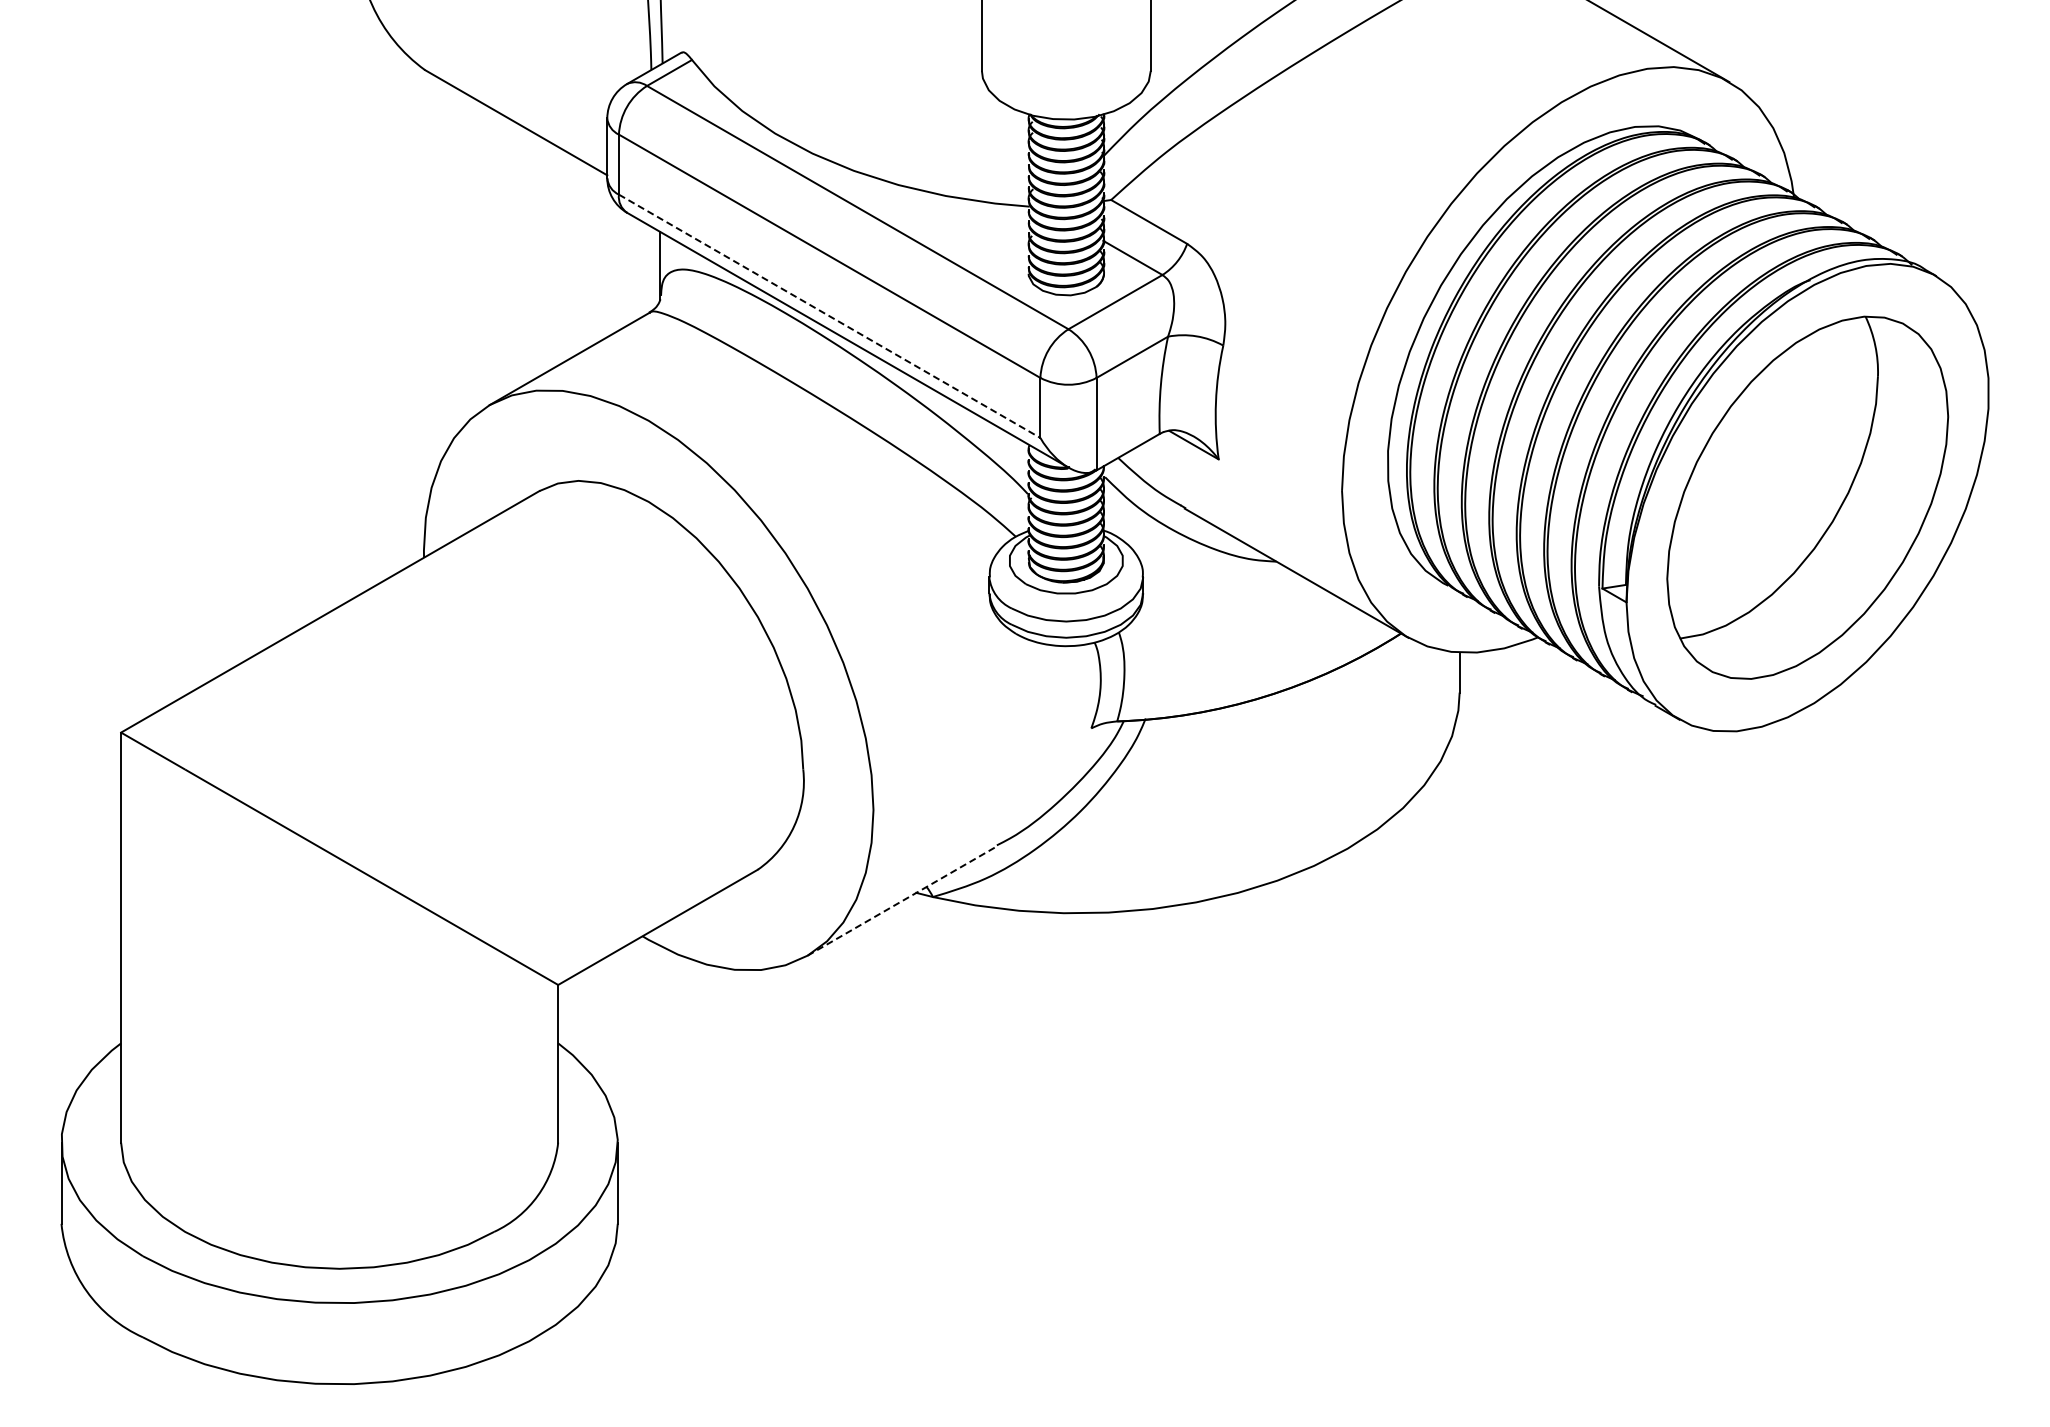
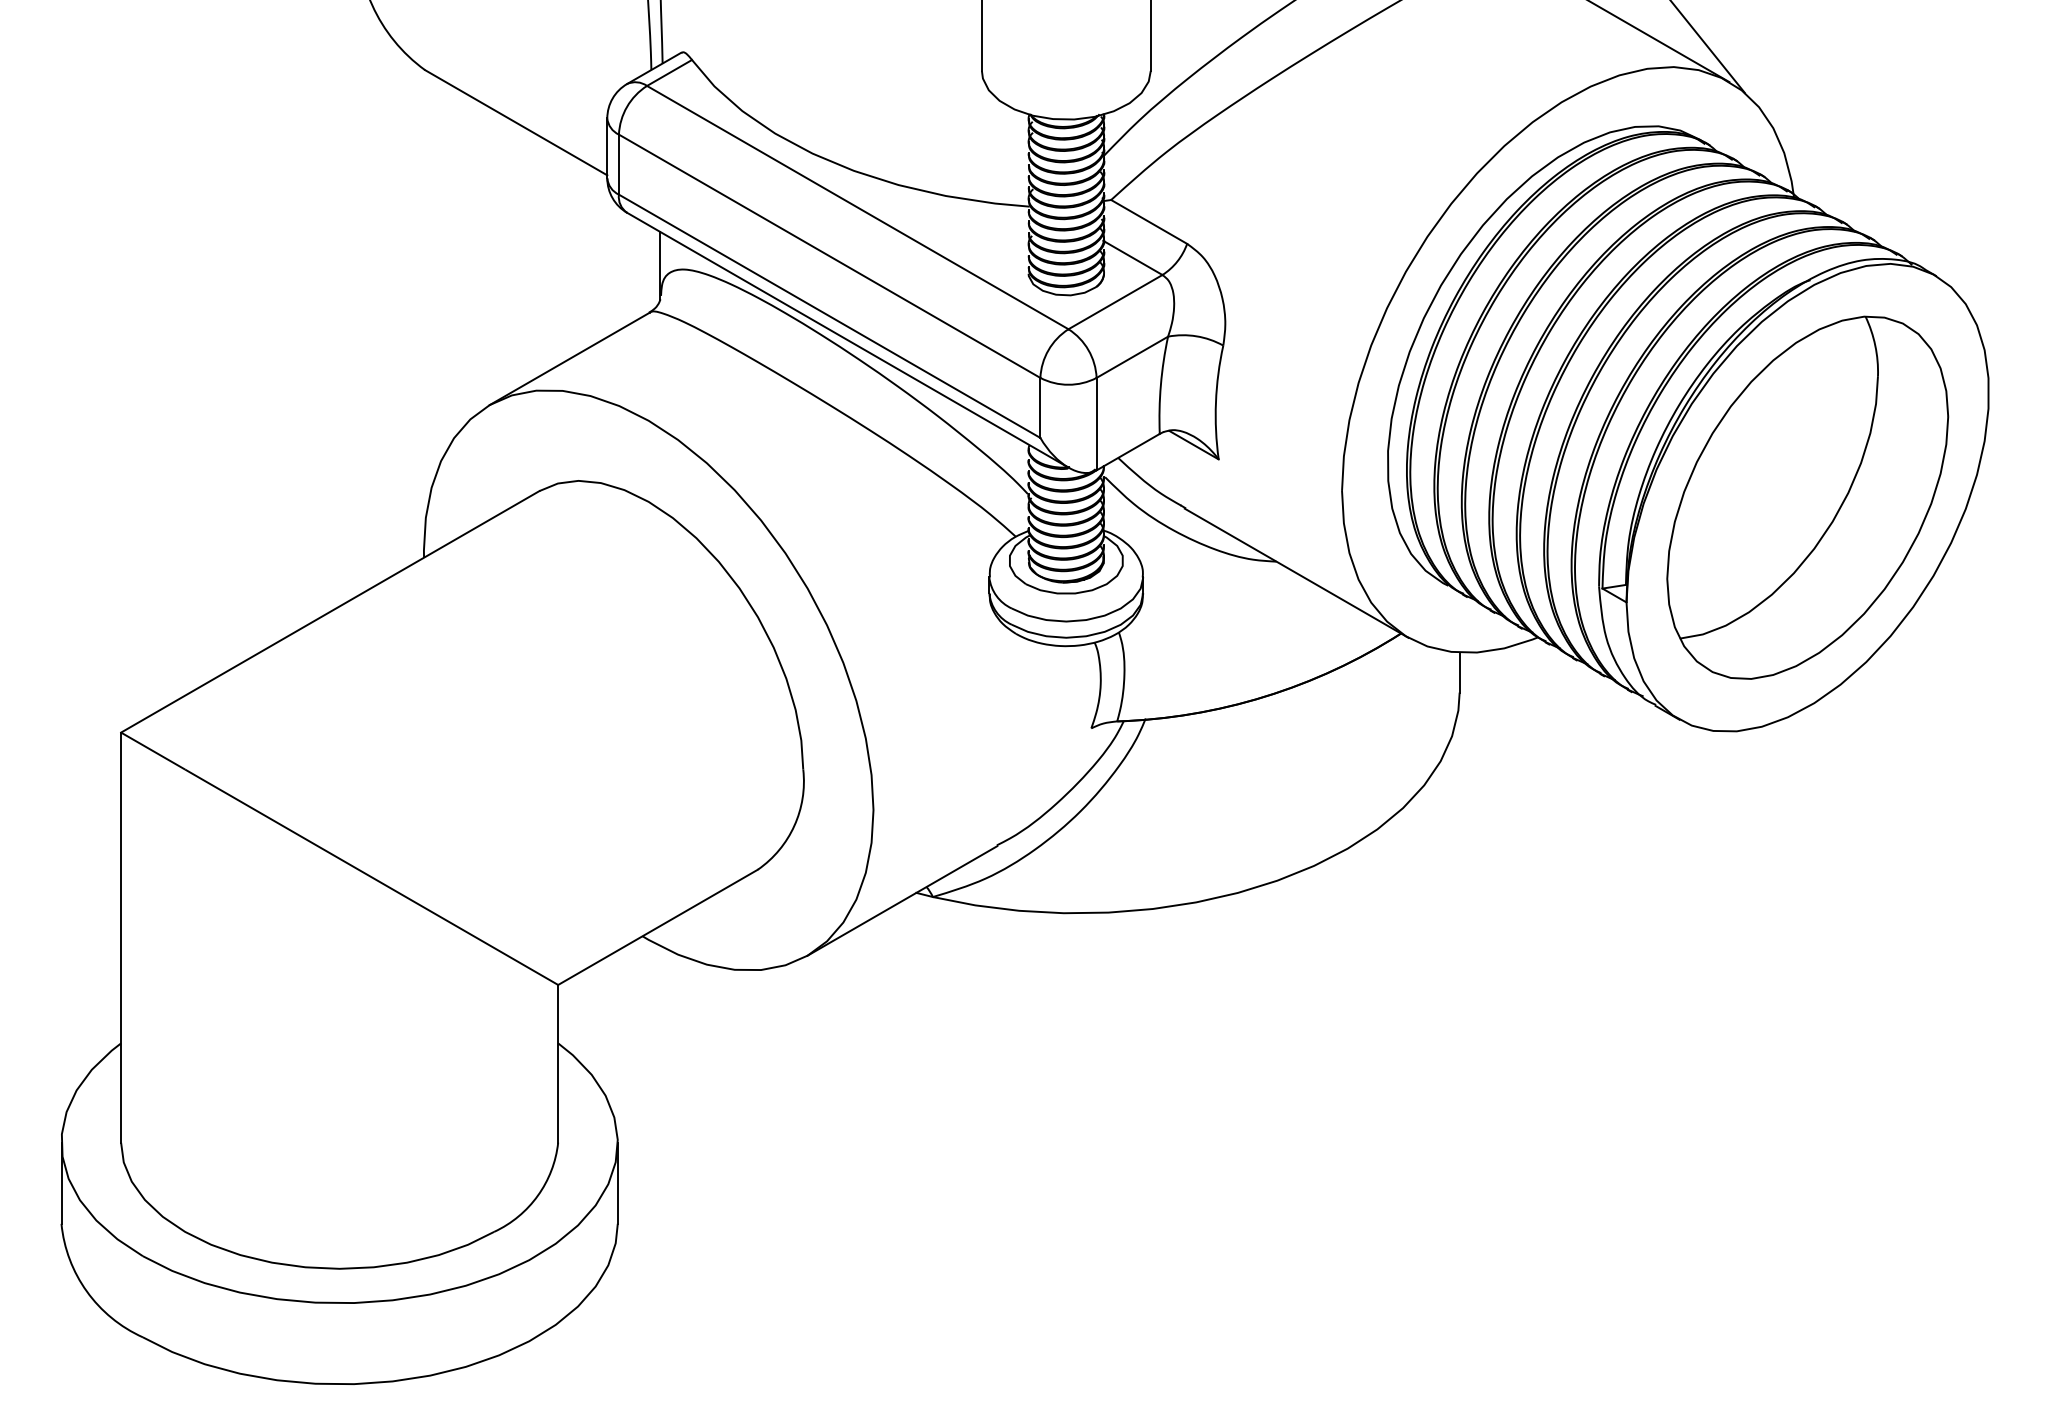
line: none -> present (1708, 47)
line: dashed -> solid (830, 316)
line: dashed -> solid (902, 900)
